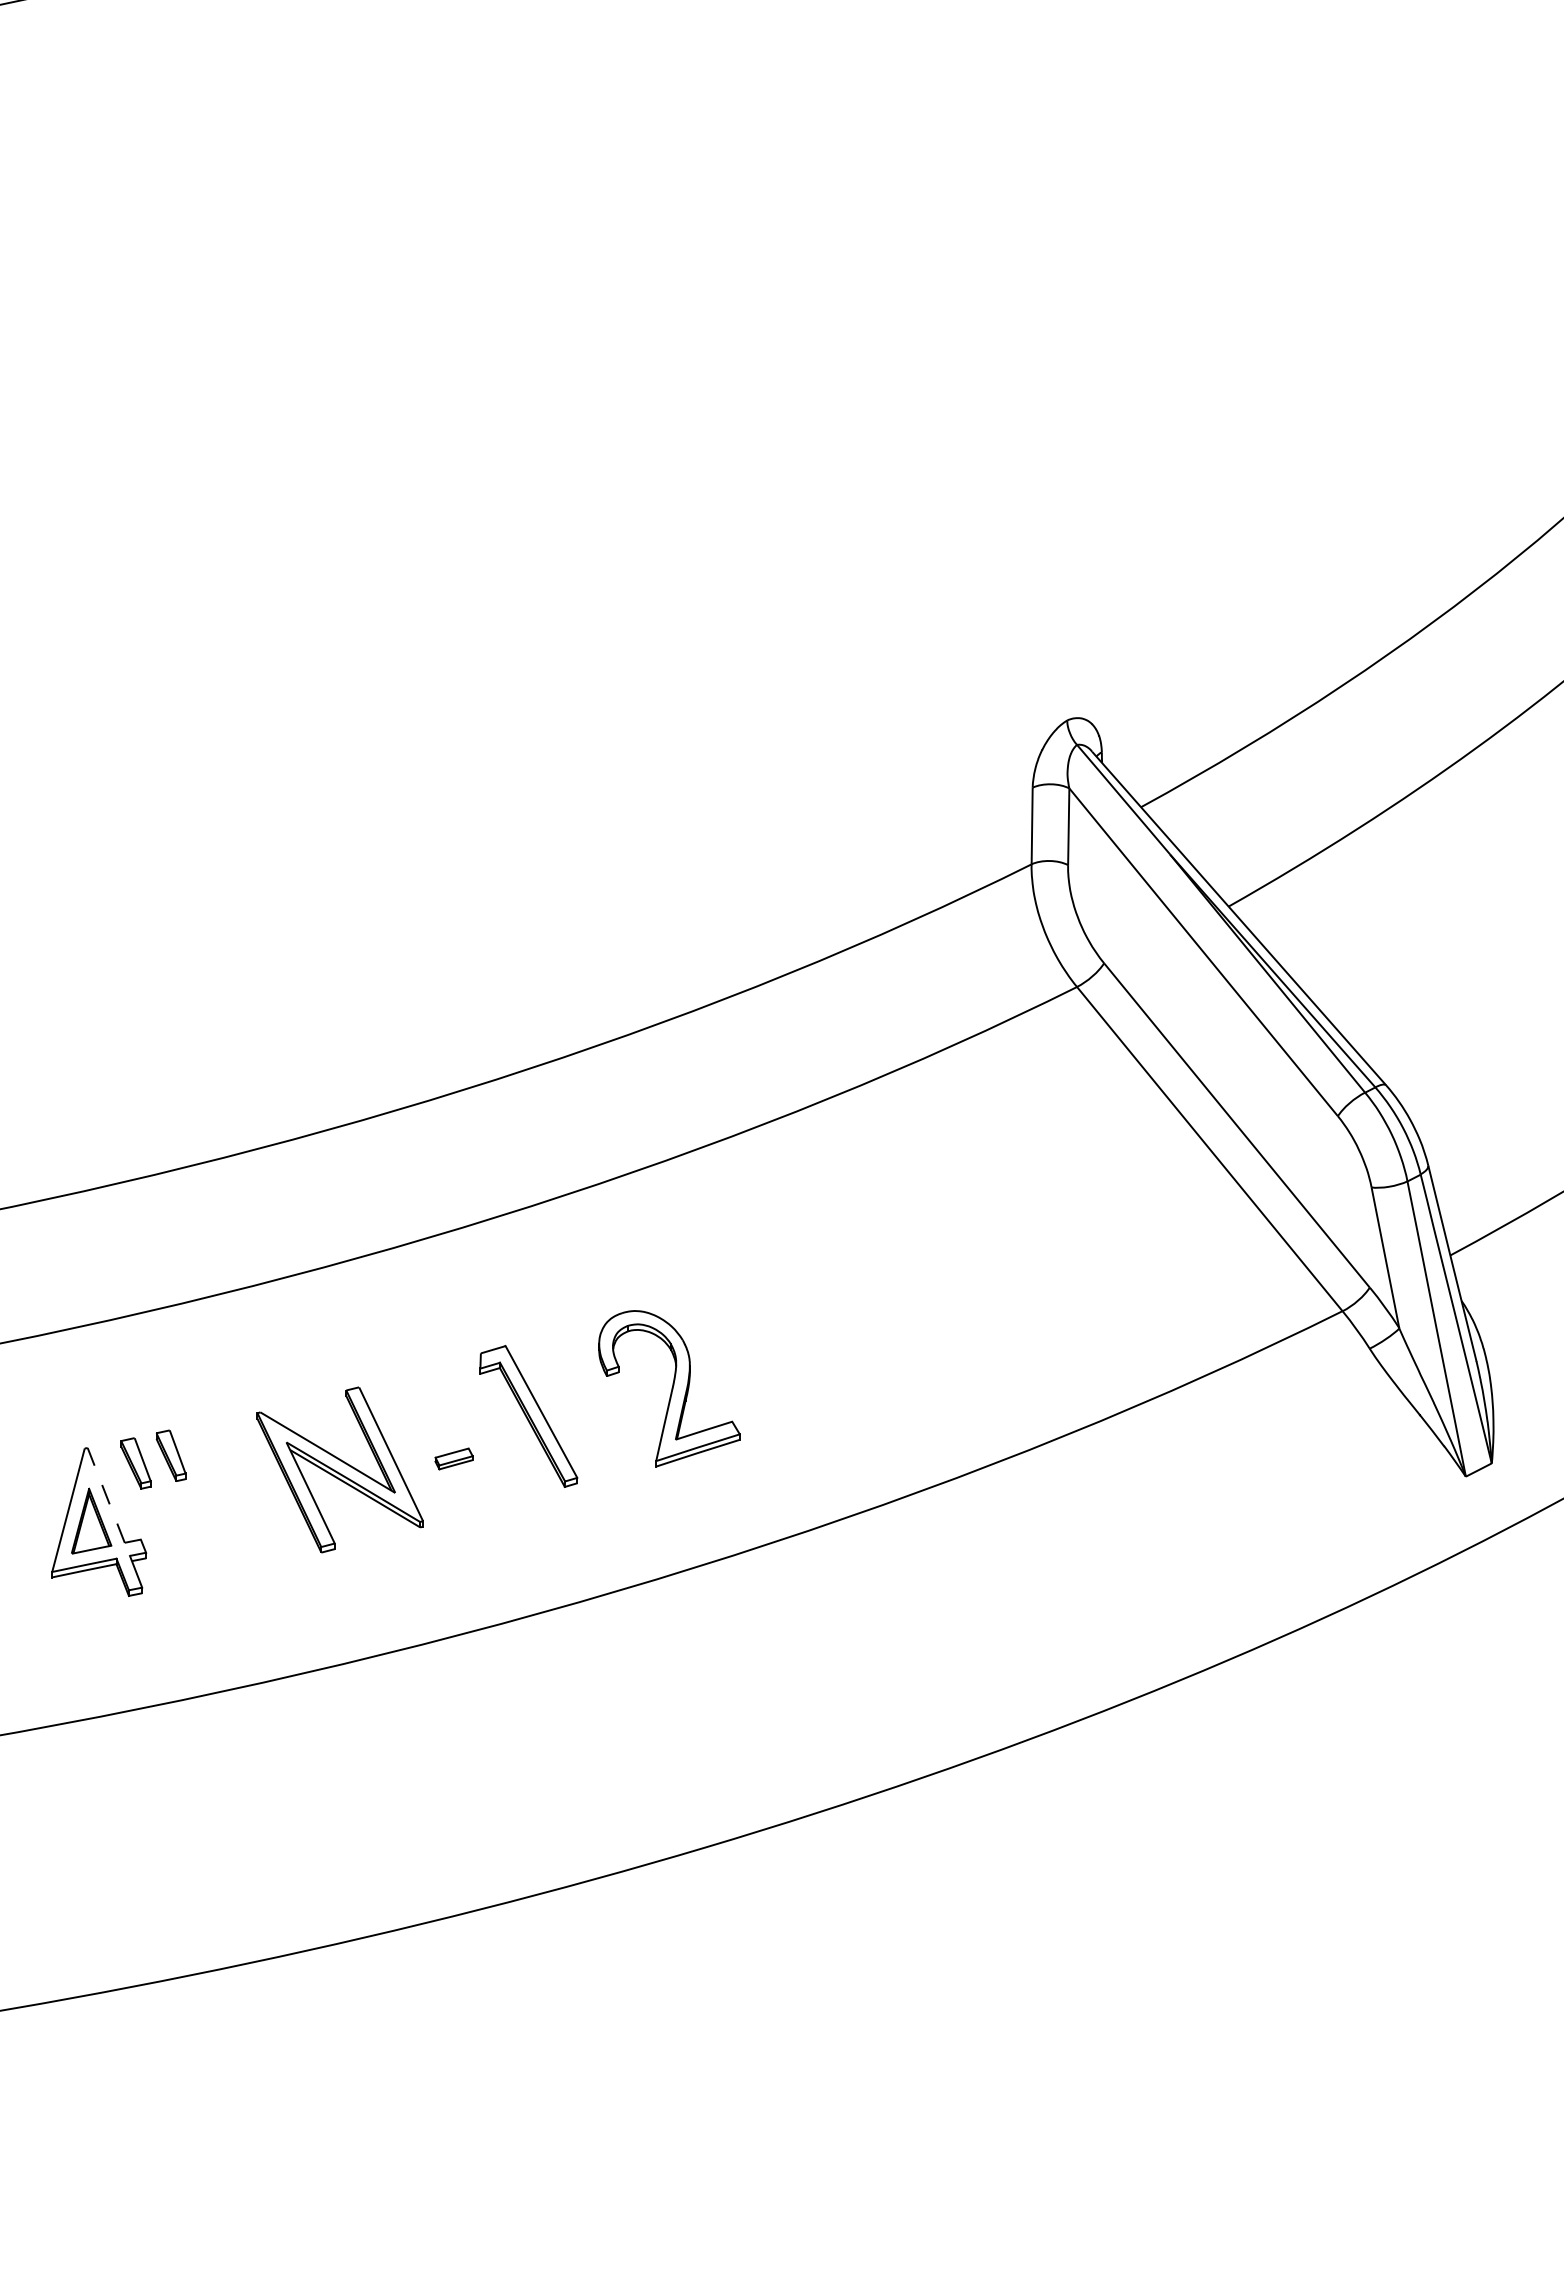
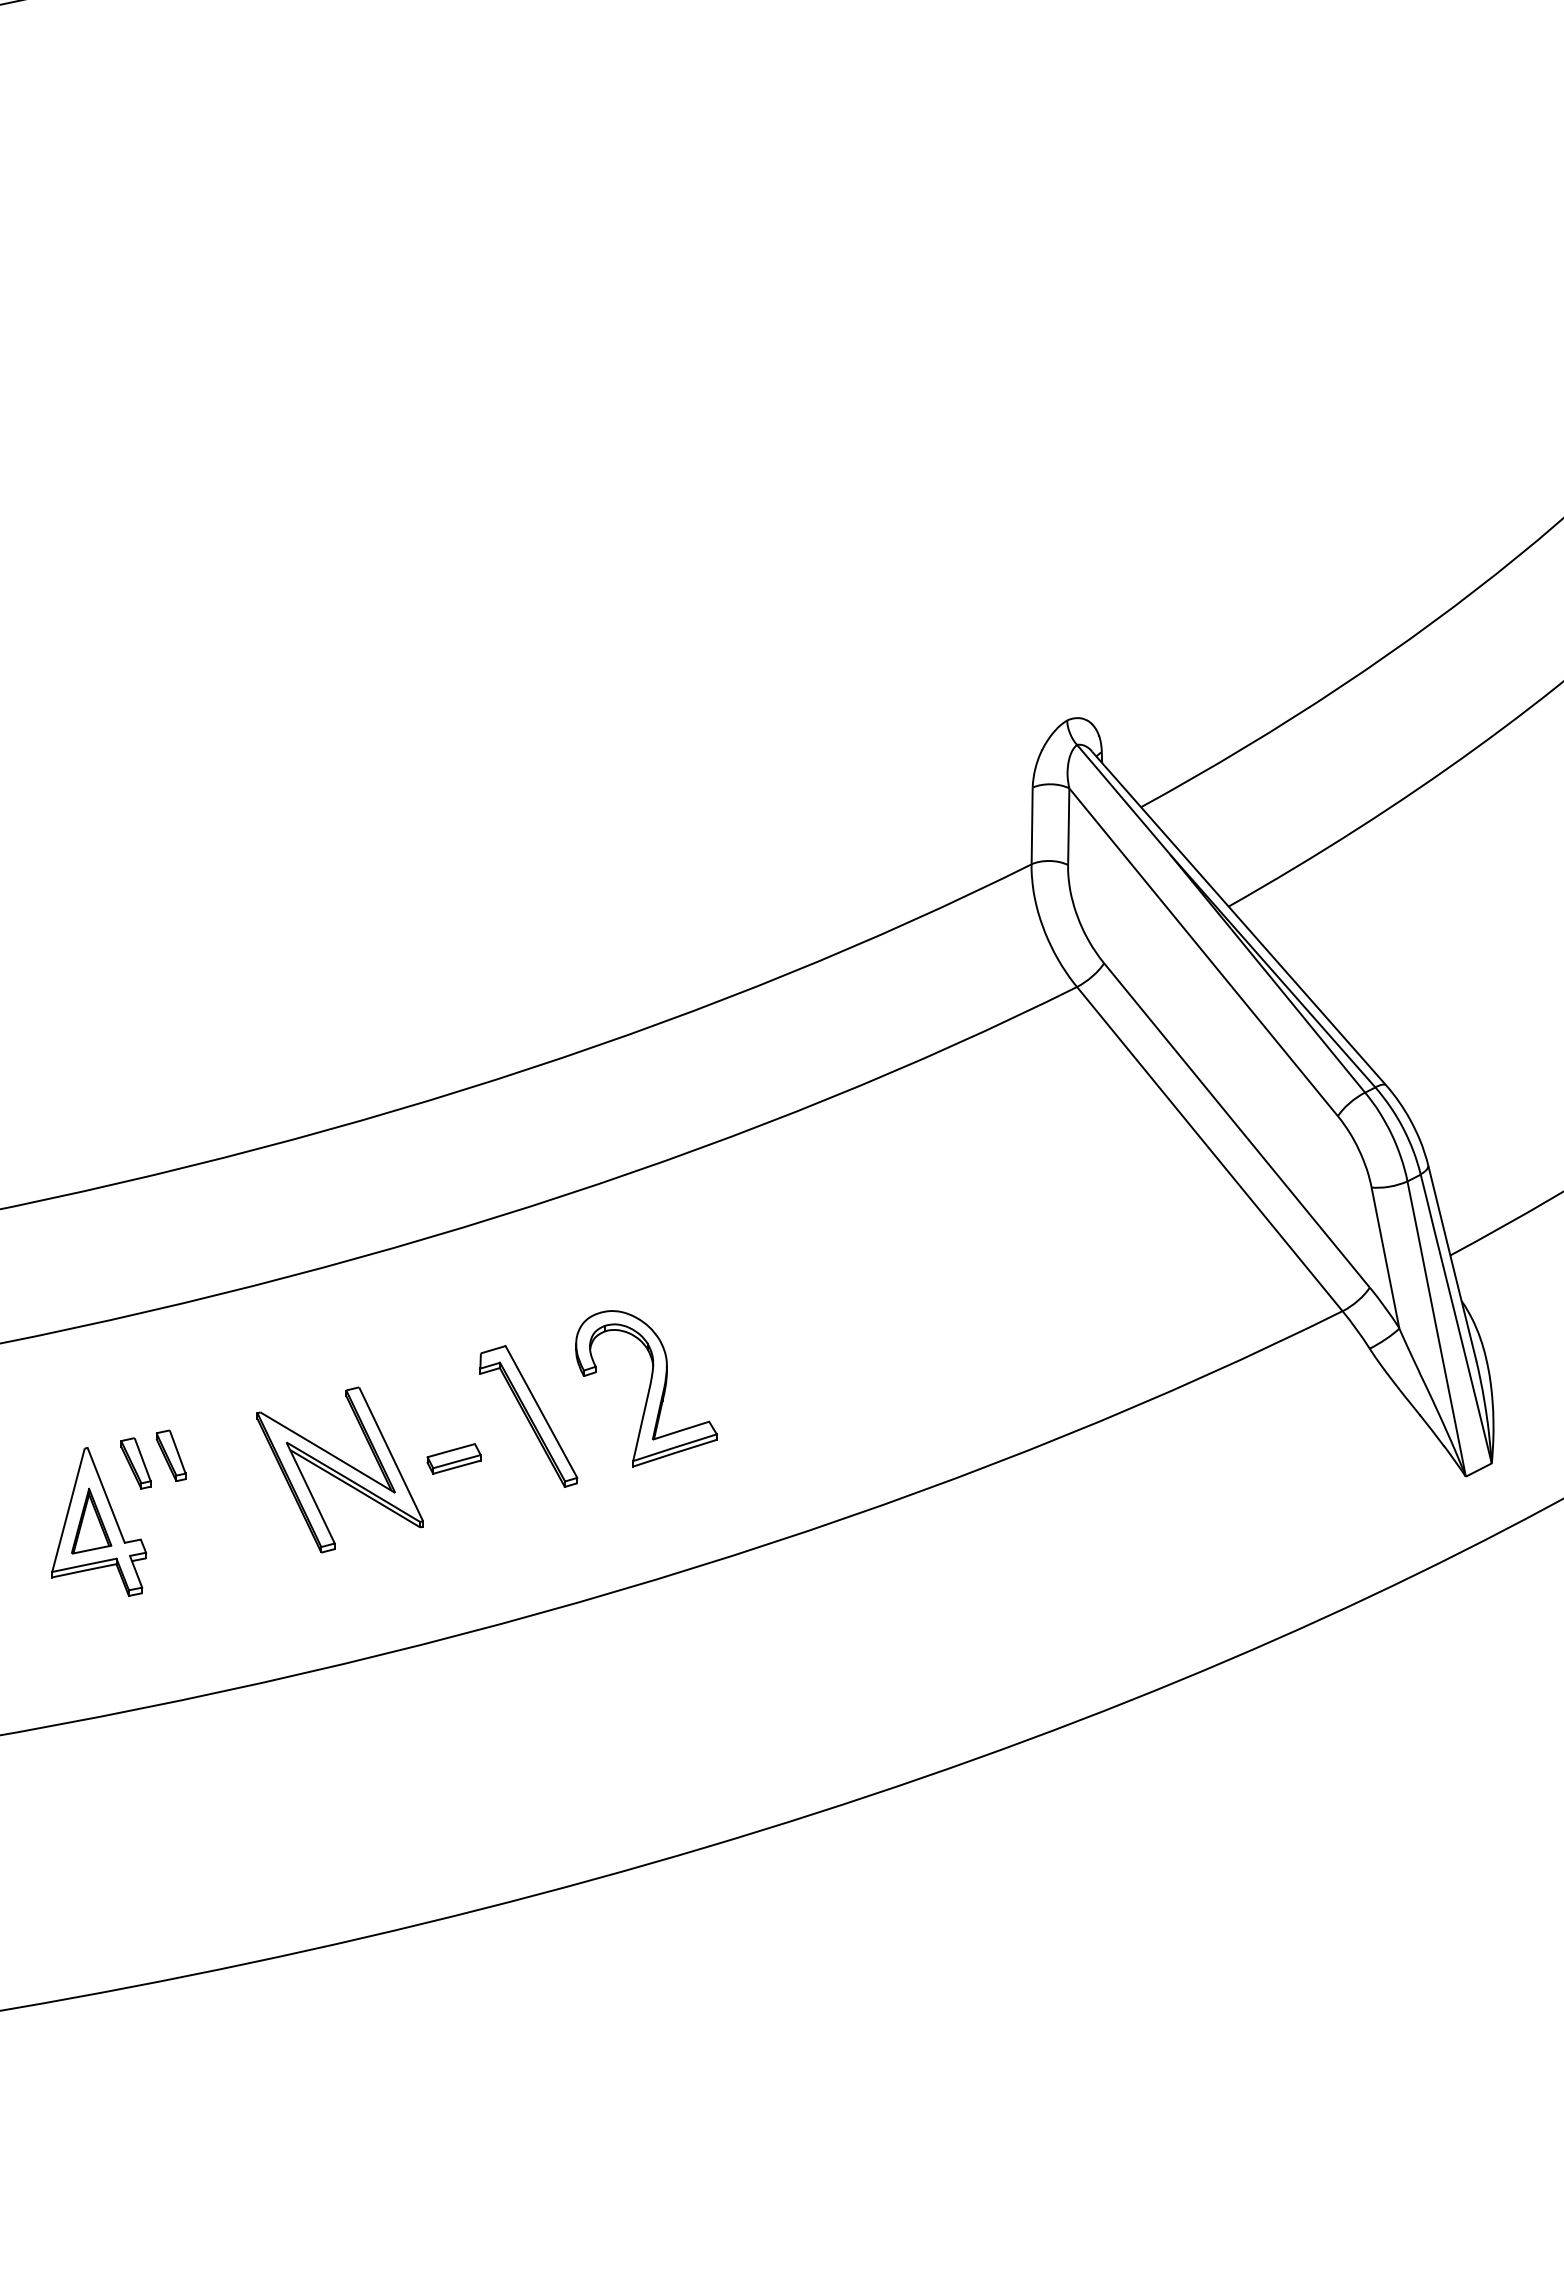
part position: (669, 1388) -> (646, 1388) (646, 1388)
part size: 40x24 px -> 56x32 px (453, 1458)
line: dashed -> solid (106, 1495)
